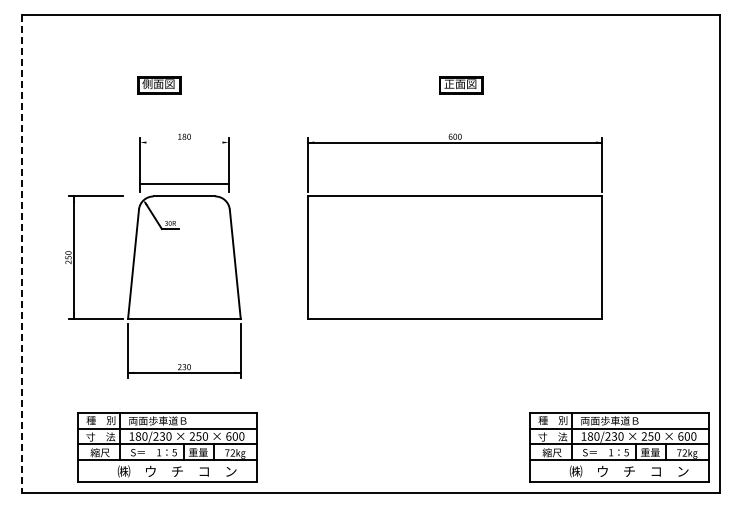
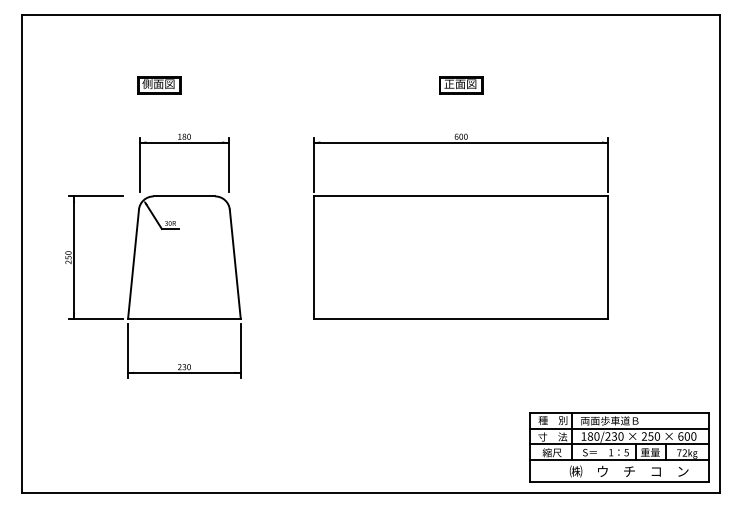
line position: (184, 183) -> (184, 142) (184, 142)
part position: (454, 226) -> (460, 226) (460, 226)
line: dashed -> solid (22, 254)
part: present -> none (167, 447)
